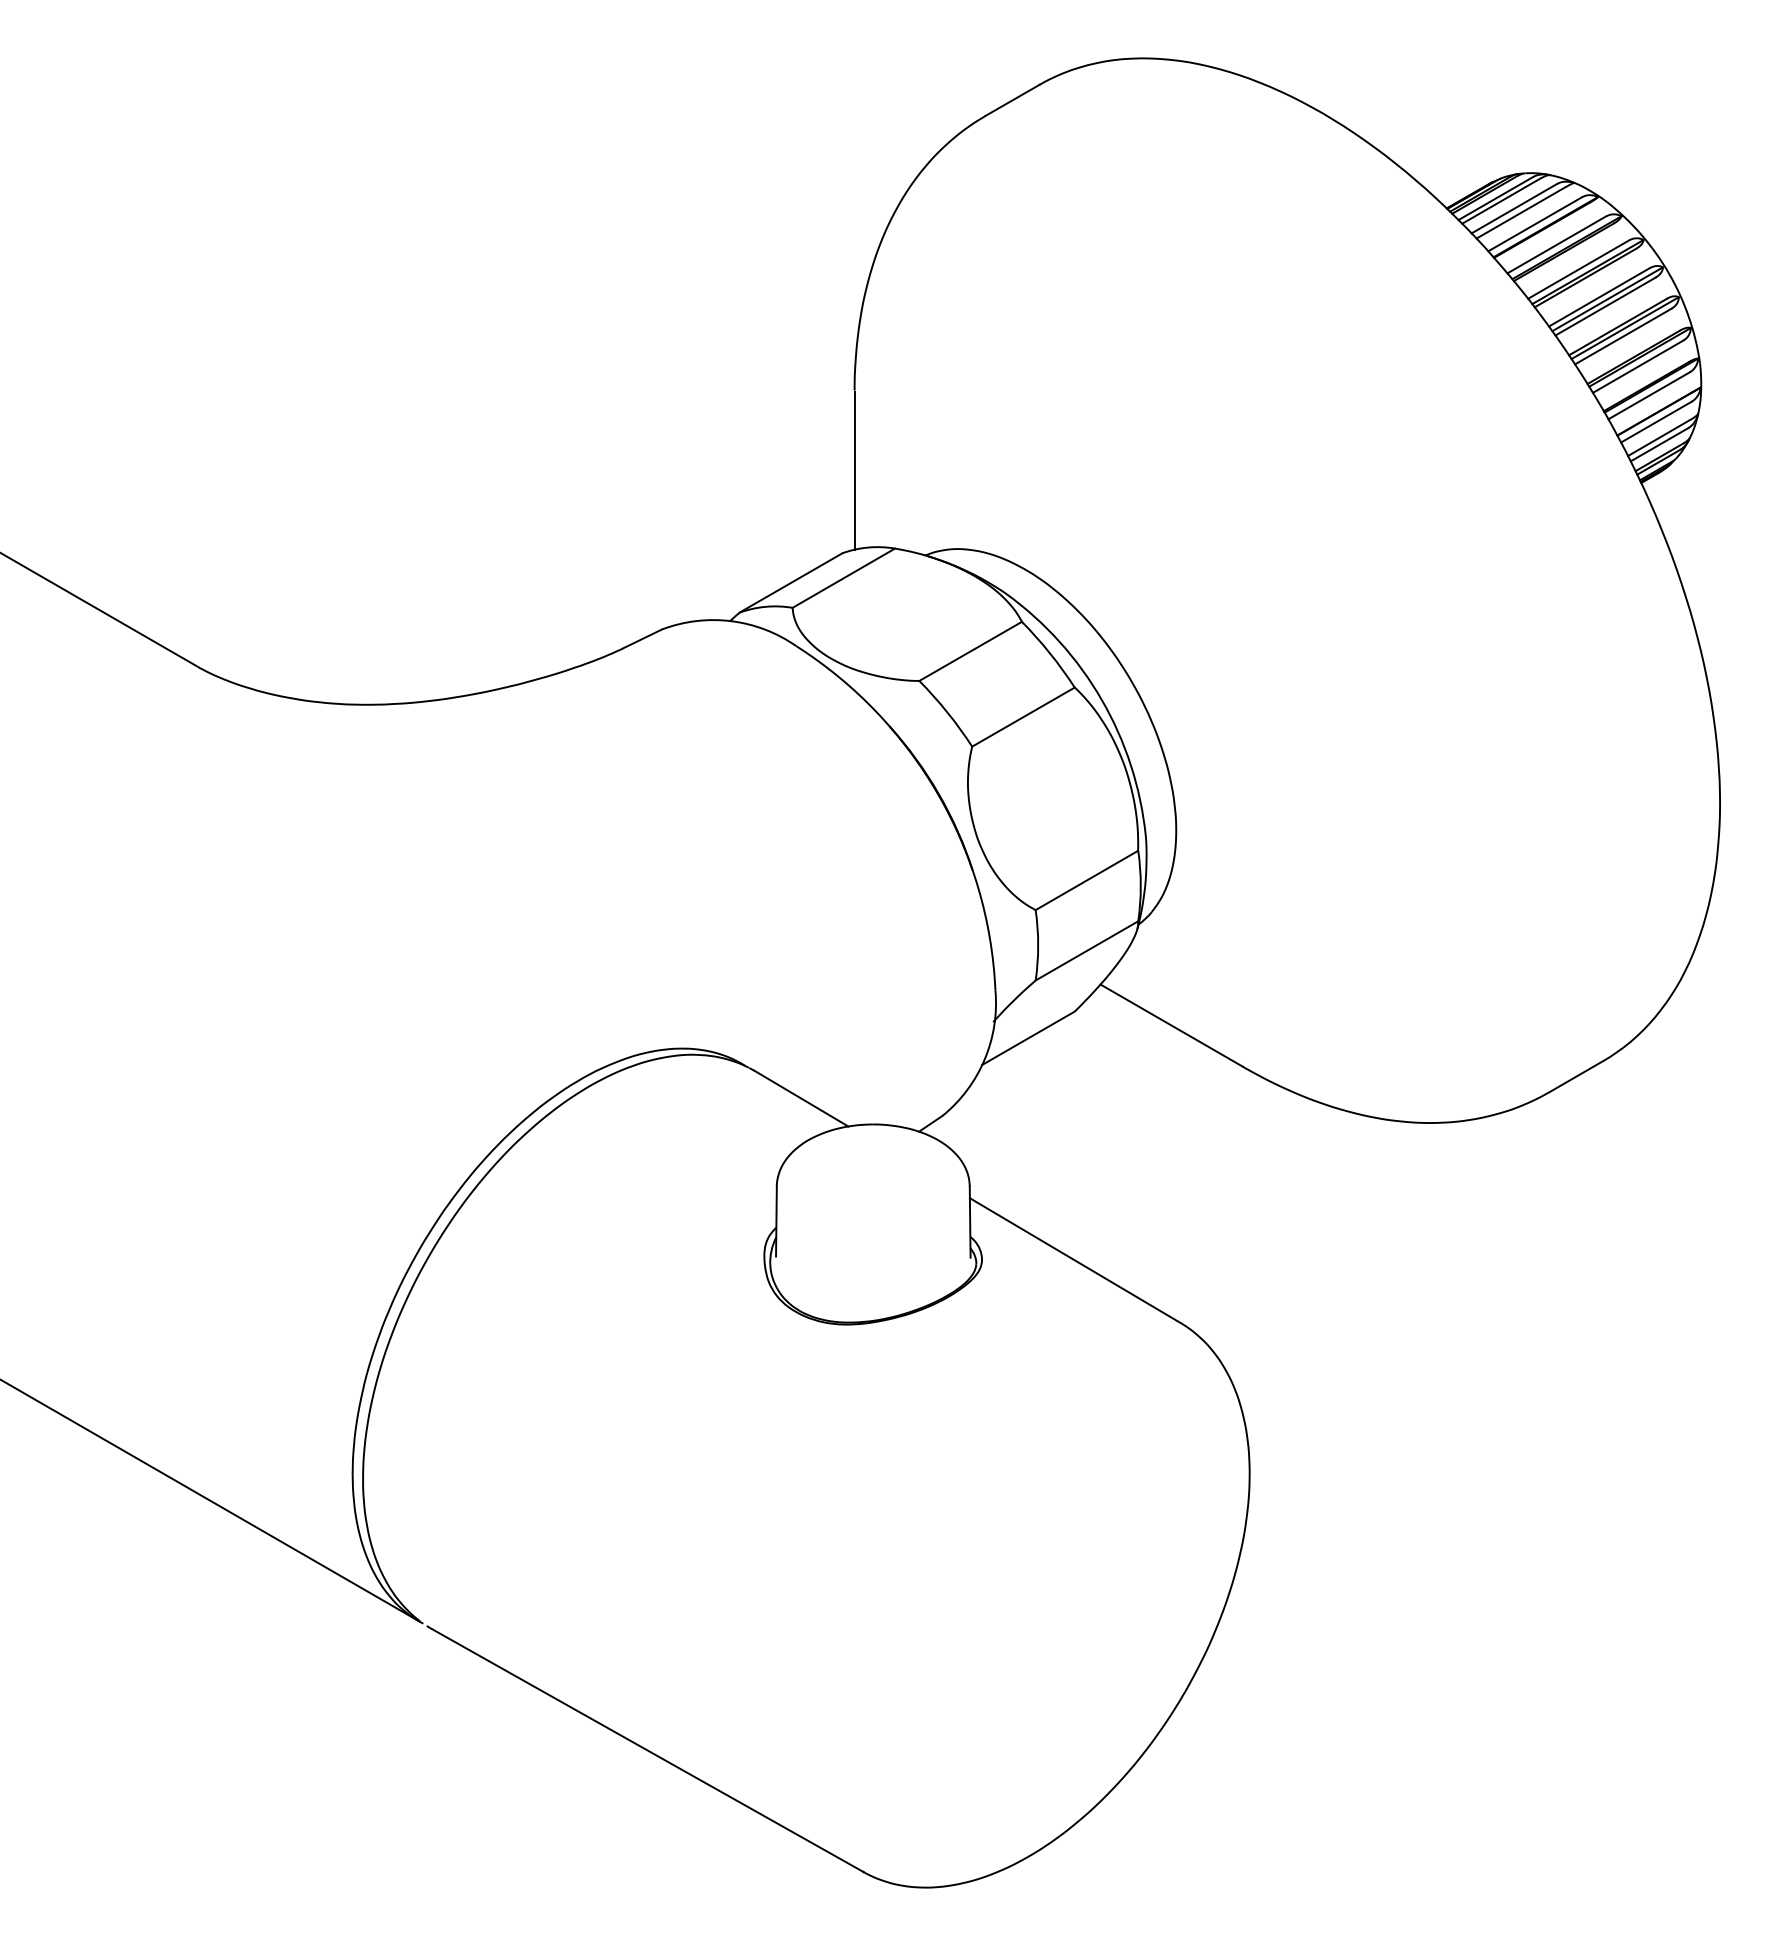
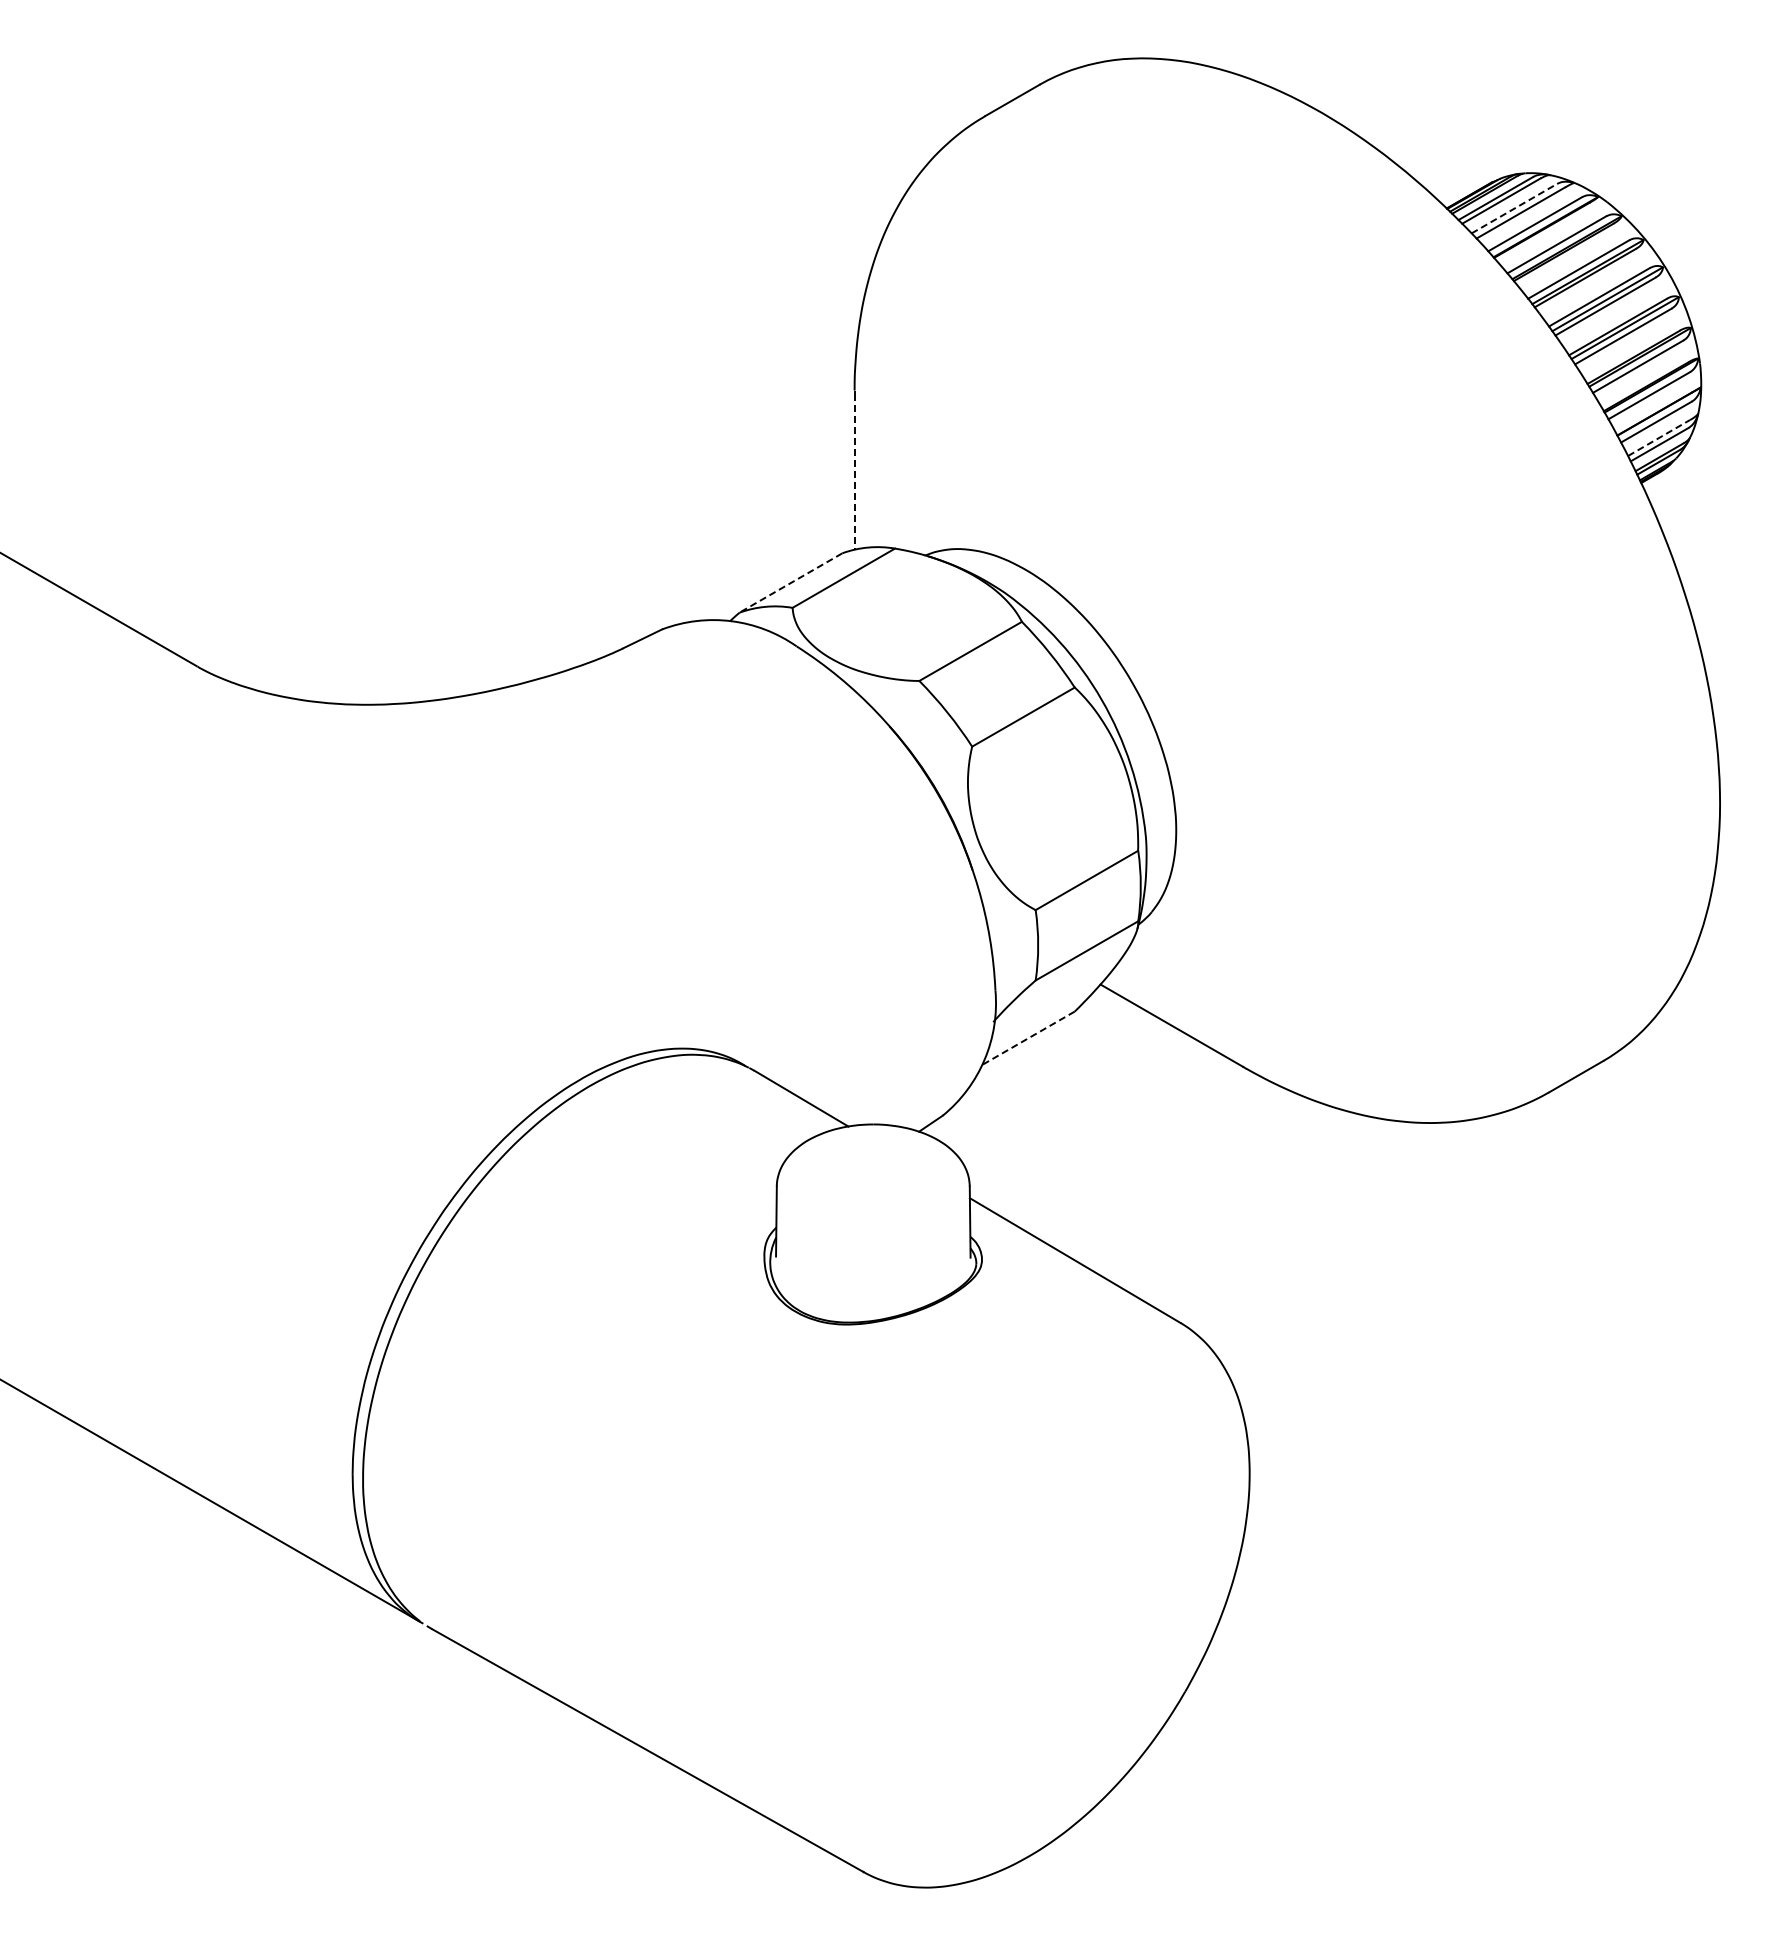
line: solid -> dashed (1514, 208)
line: solid -> dashed (1659, 438)
line: solid -> dashed (854, 471)
line: solid -> dashed (790, 583)
line: solid -> dashed (1028, 1038)
